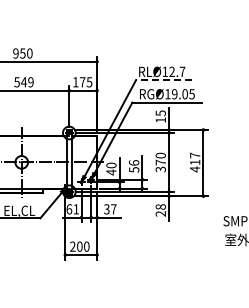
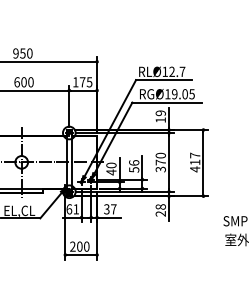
line: dashed -> solid (163, 80)
text: 549 -> 600 (23, 82)
text: 15 -> 19 (160, 113)
